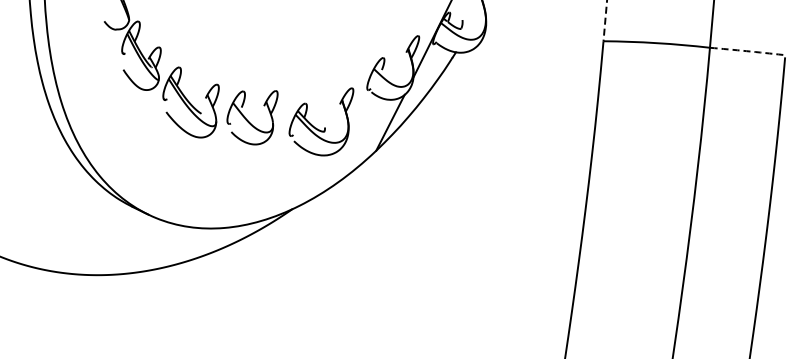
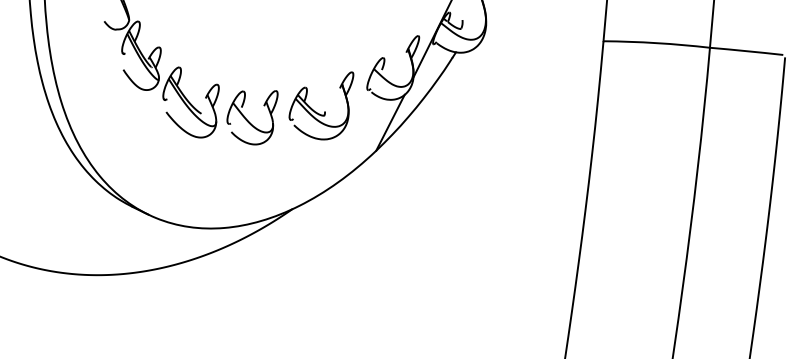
line: dashed -> solid (605, 21)
arc: dashed -> solid (746, 51)
part position: (324, 127) -> (324, 111) (324, 111)
